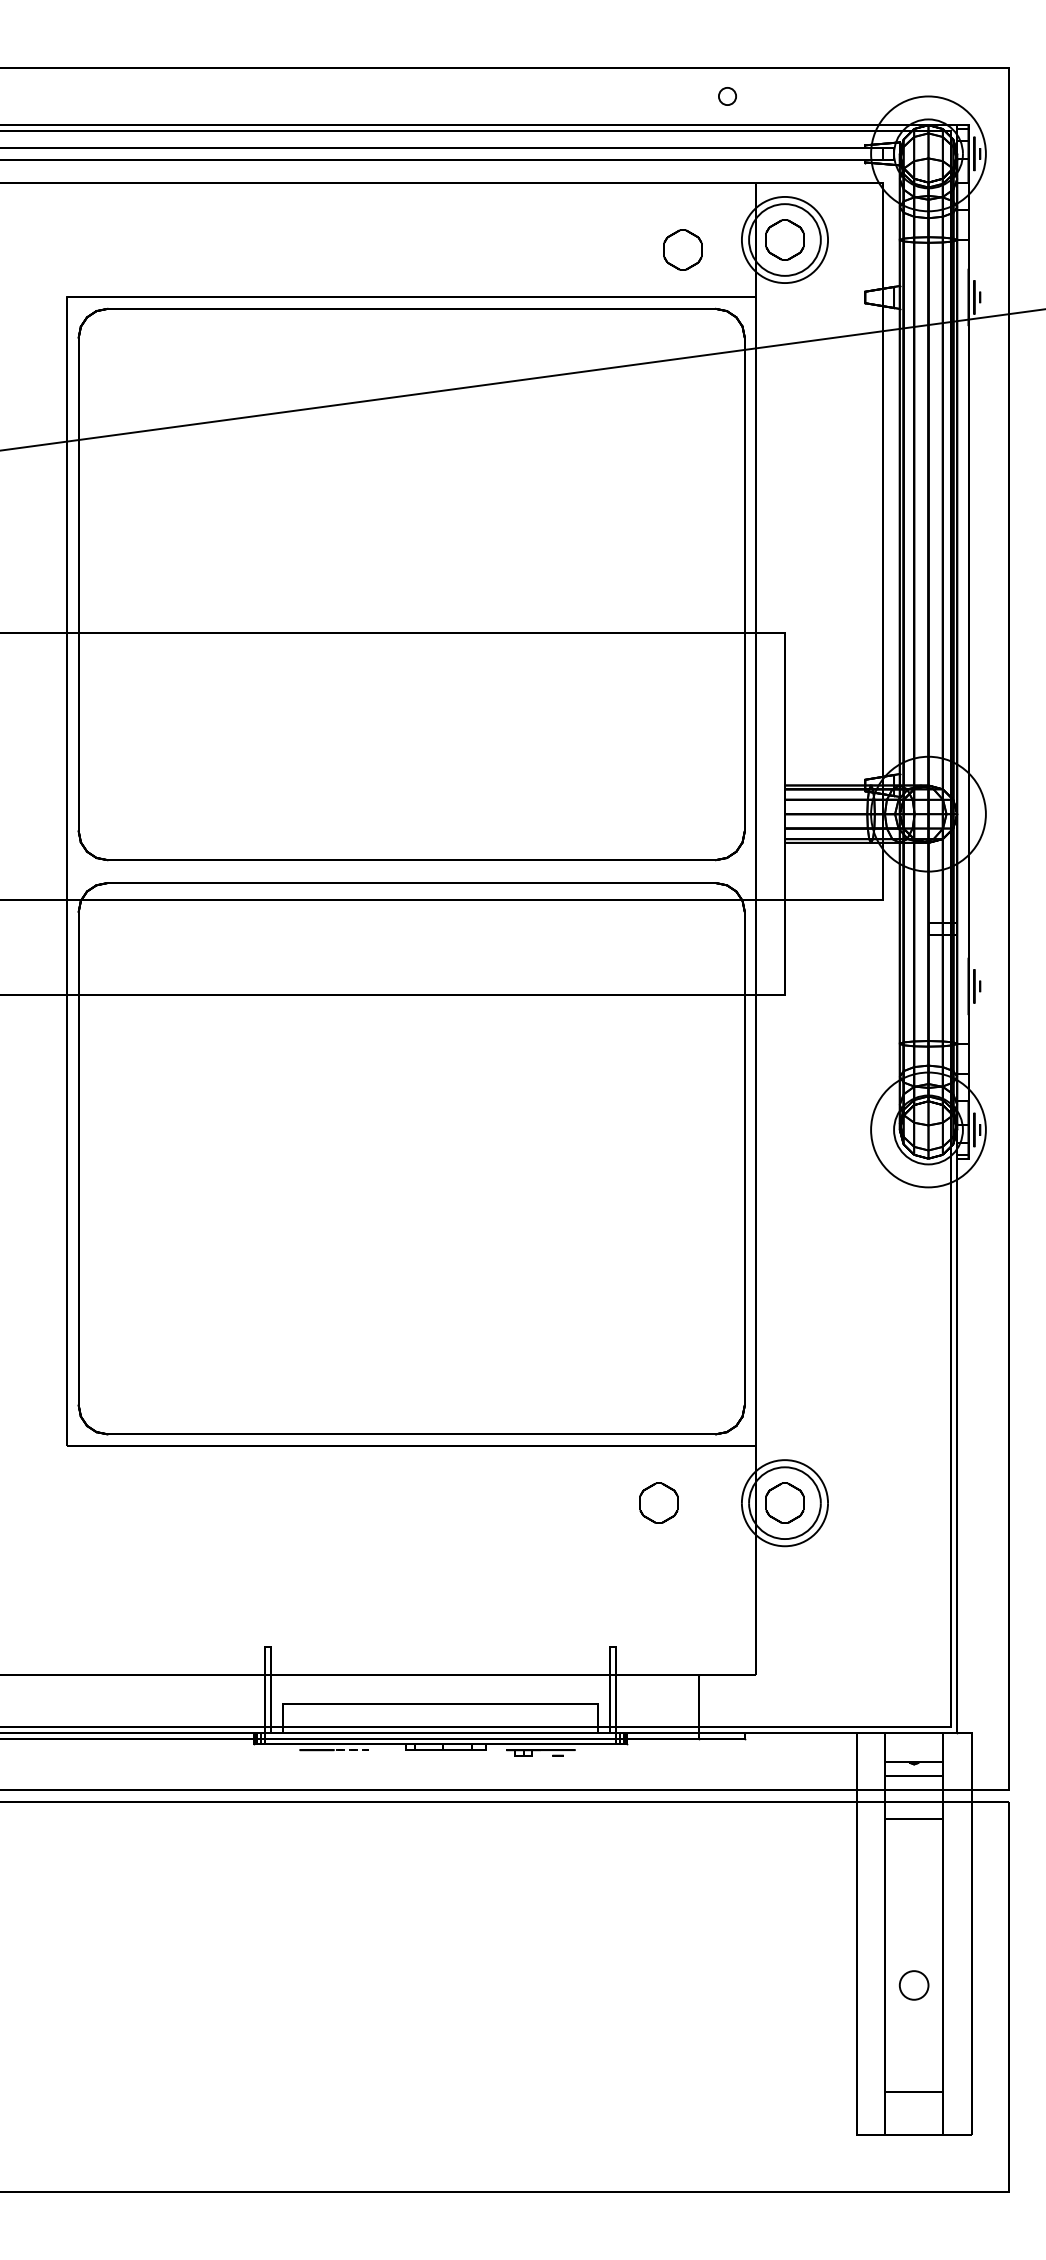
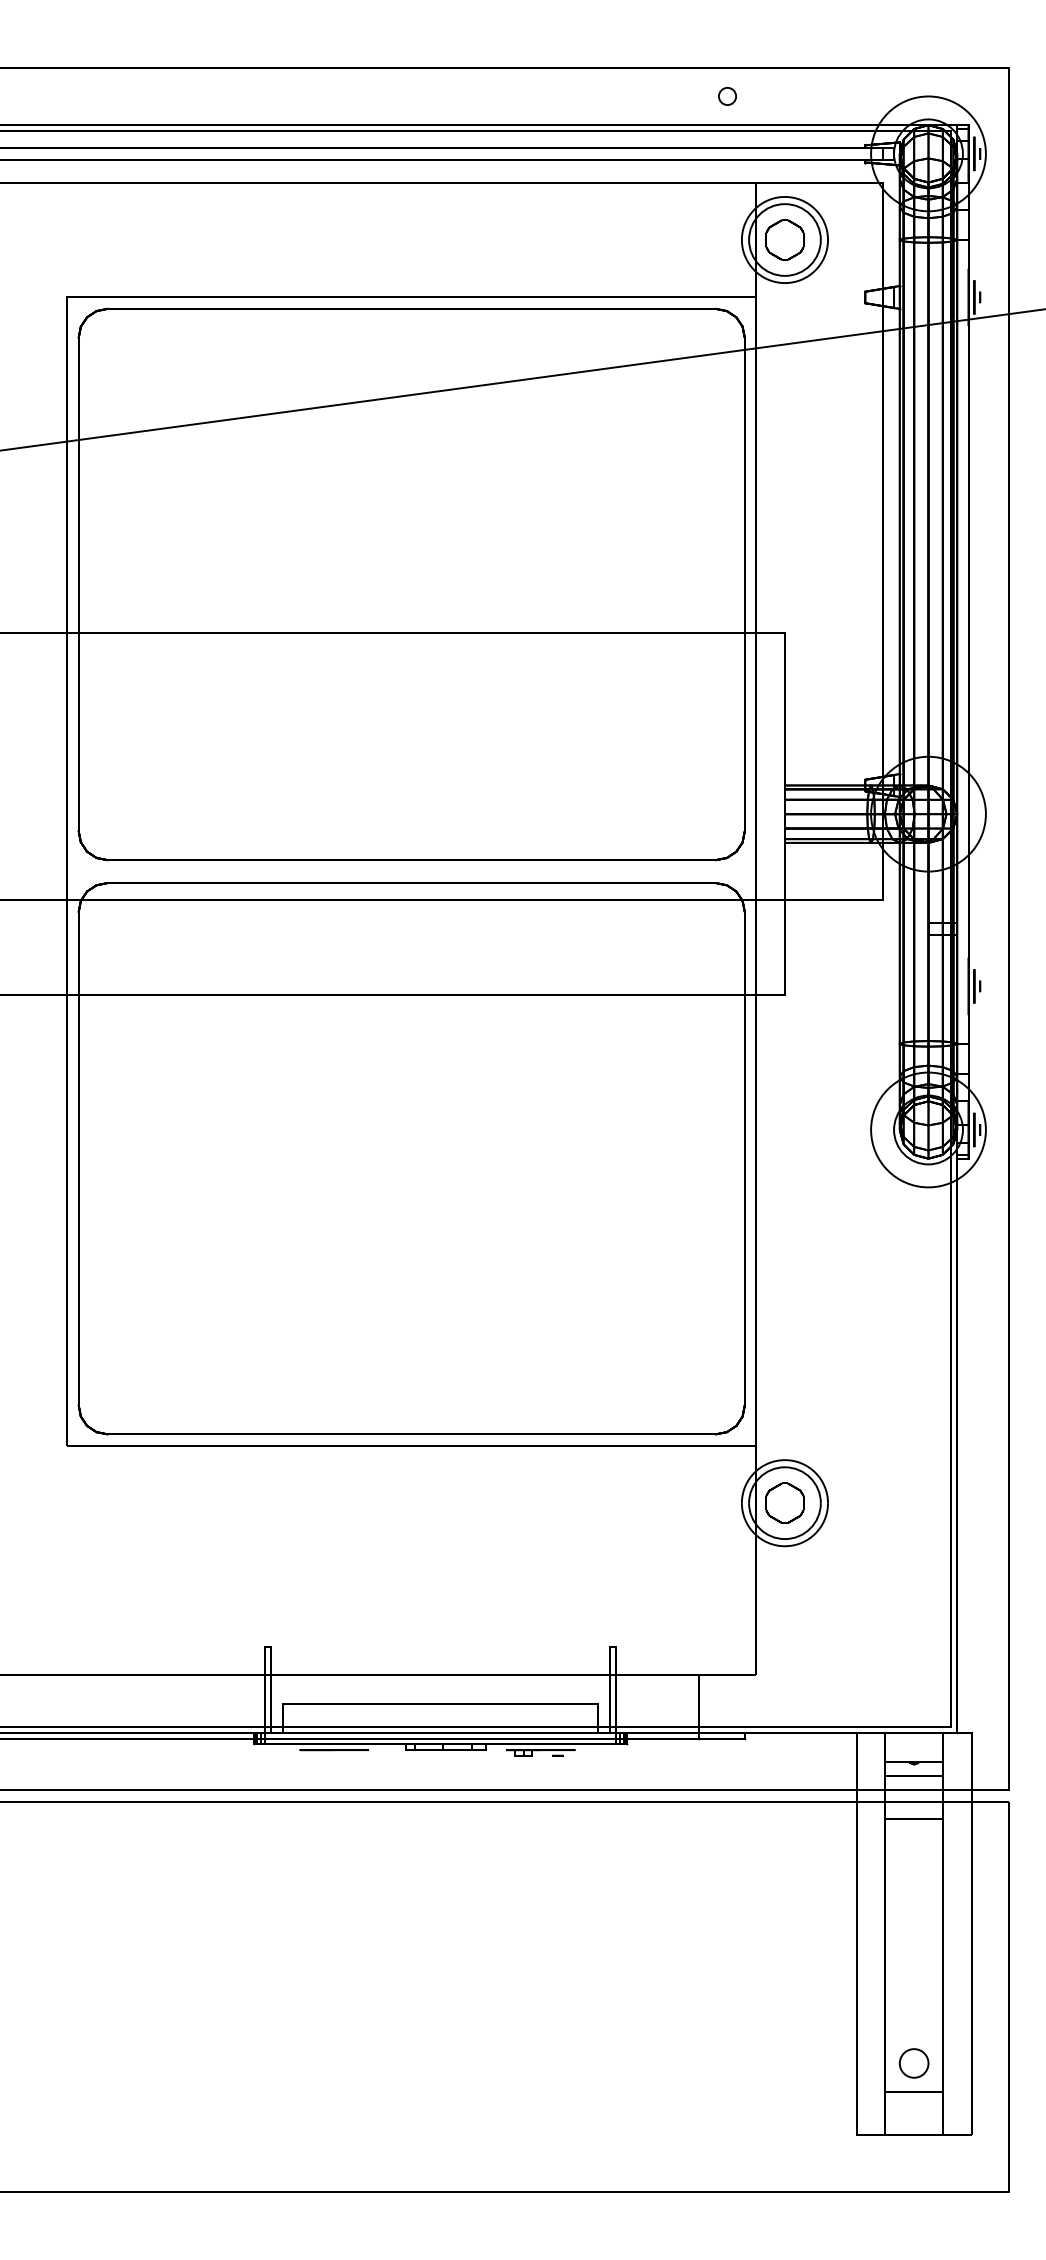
part: present -> none (682, 249)
part: present -> none (658, 1502)
circle: dashed -> solid (351, 1750)
circle position: (913, 1985) -> (913, 2063) (913, 2063)
